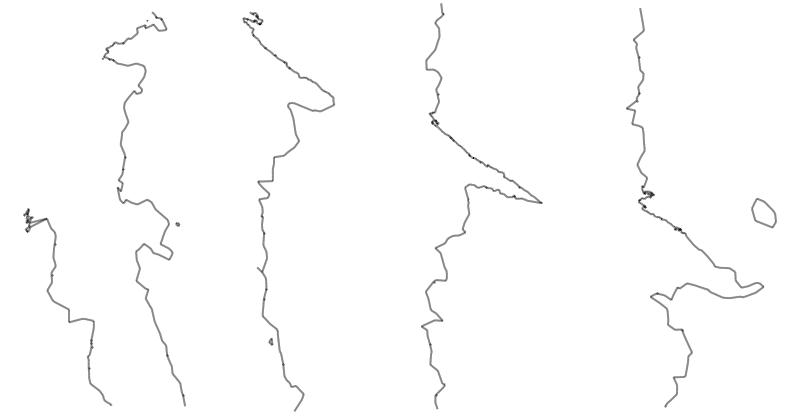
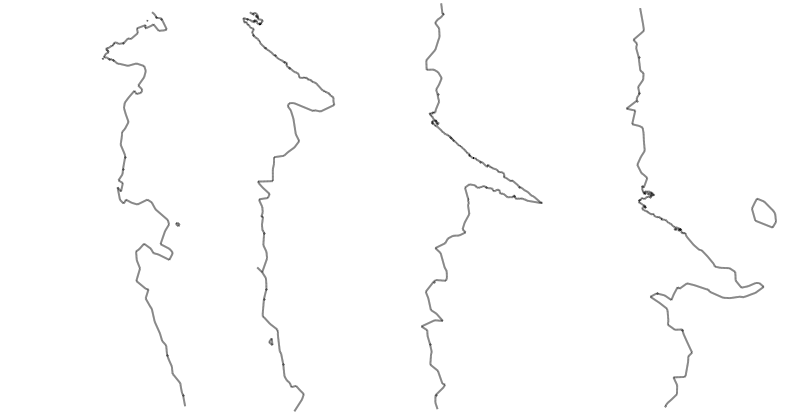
part: present -> none (67, 306)
